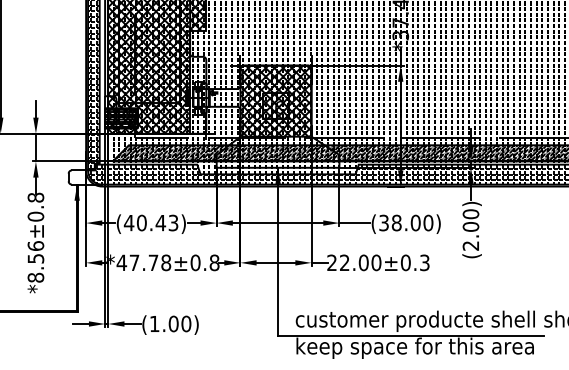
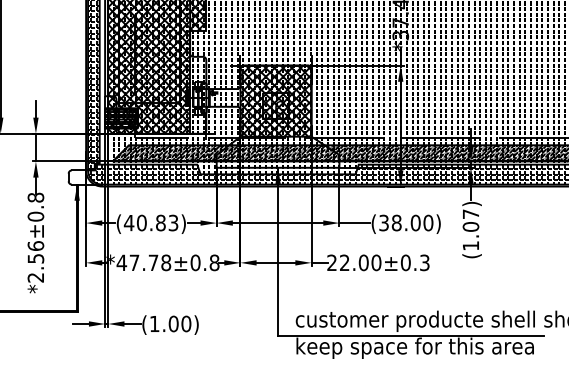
text: (40.43) -> (40.83) (160, 222)
text: (2.00) -> (1.07) (470, 229)
text: *8.56±0.8 -> *2.56±0.8 (35, 277)
